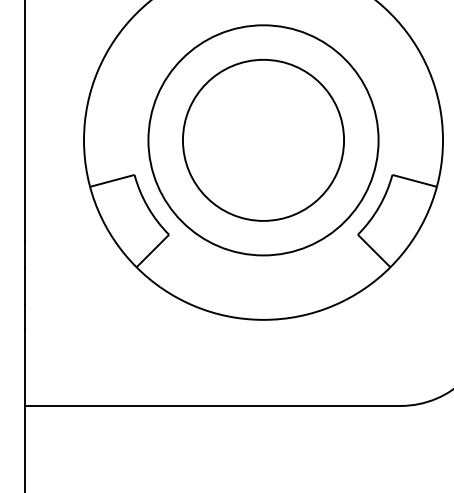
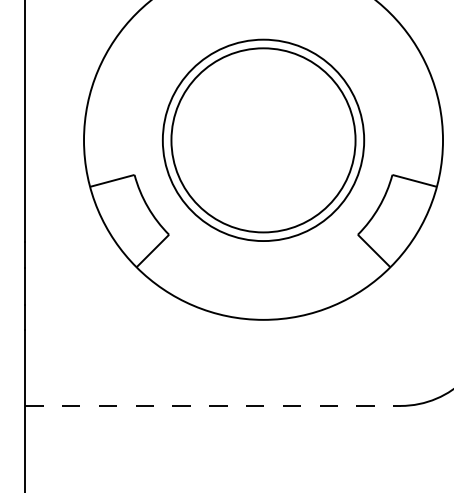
circle diameter: 161 px -> 201 px (263, 140)
circle diameter: 230 px -> 184 px (263, 140)
line: solid -> dashed (212, 405)
